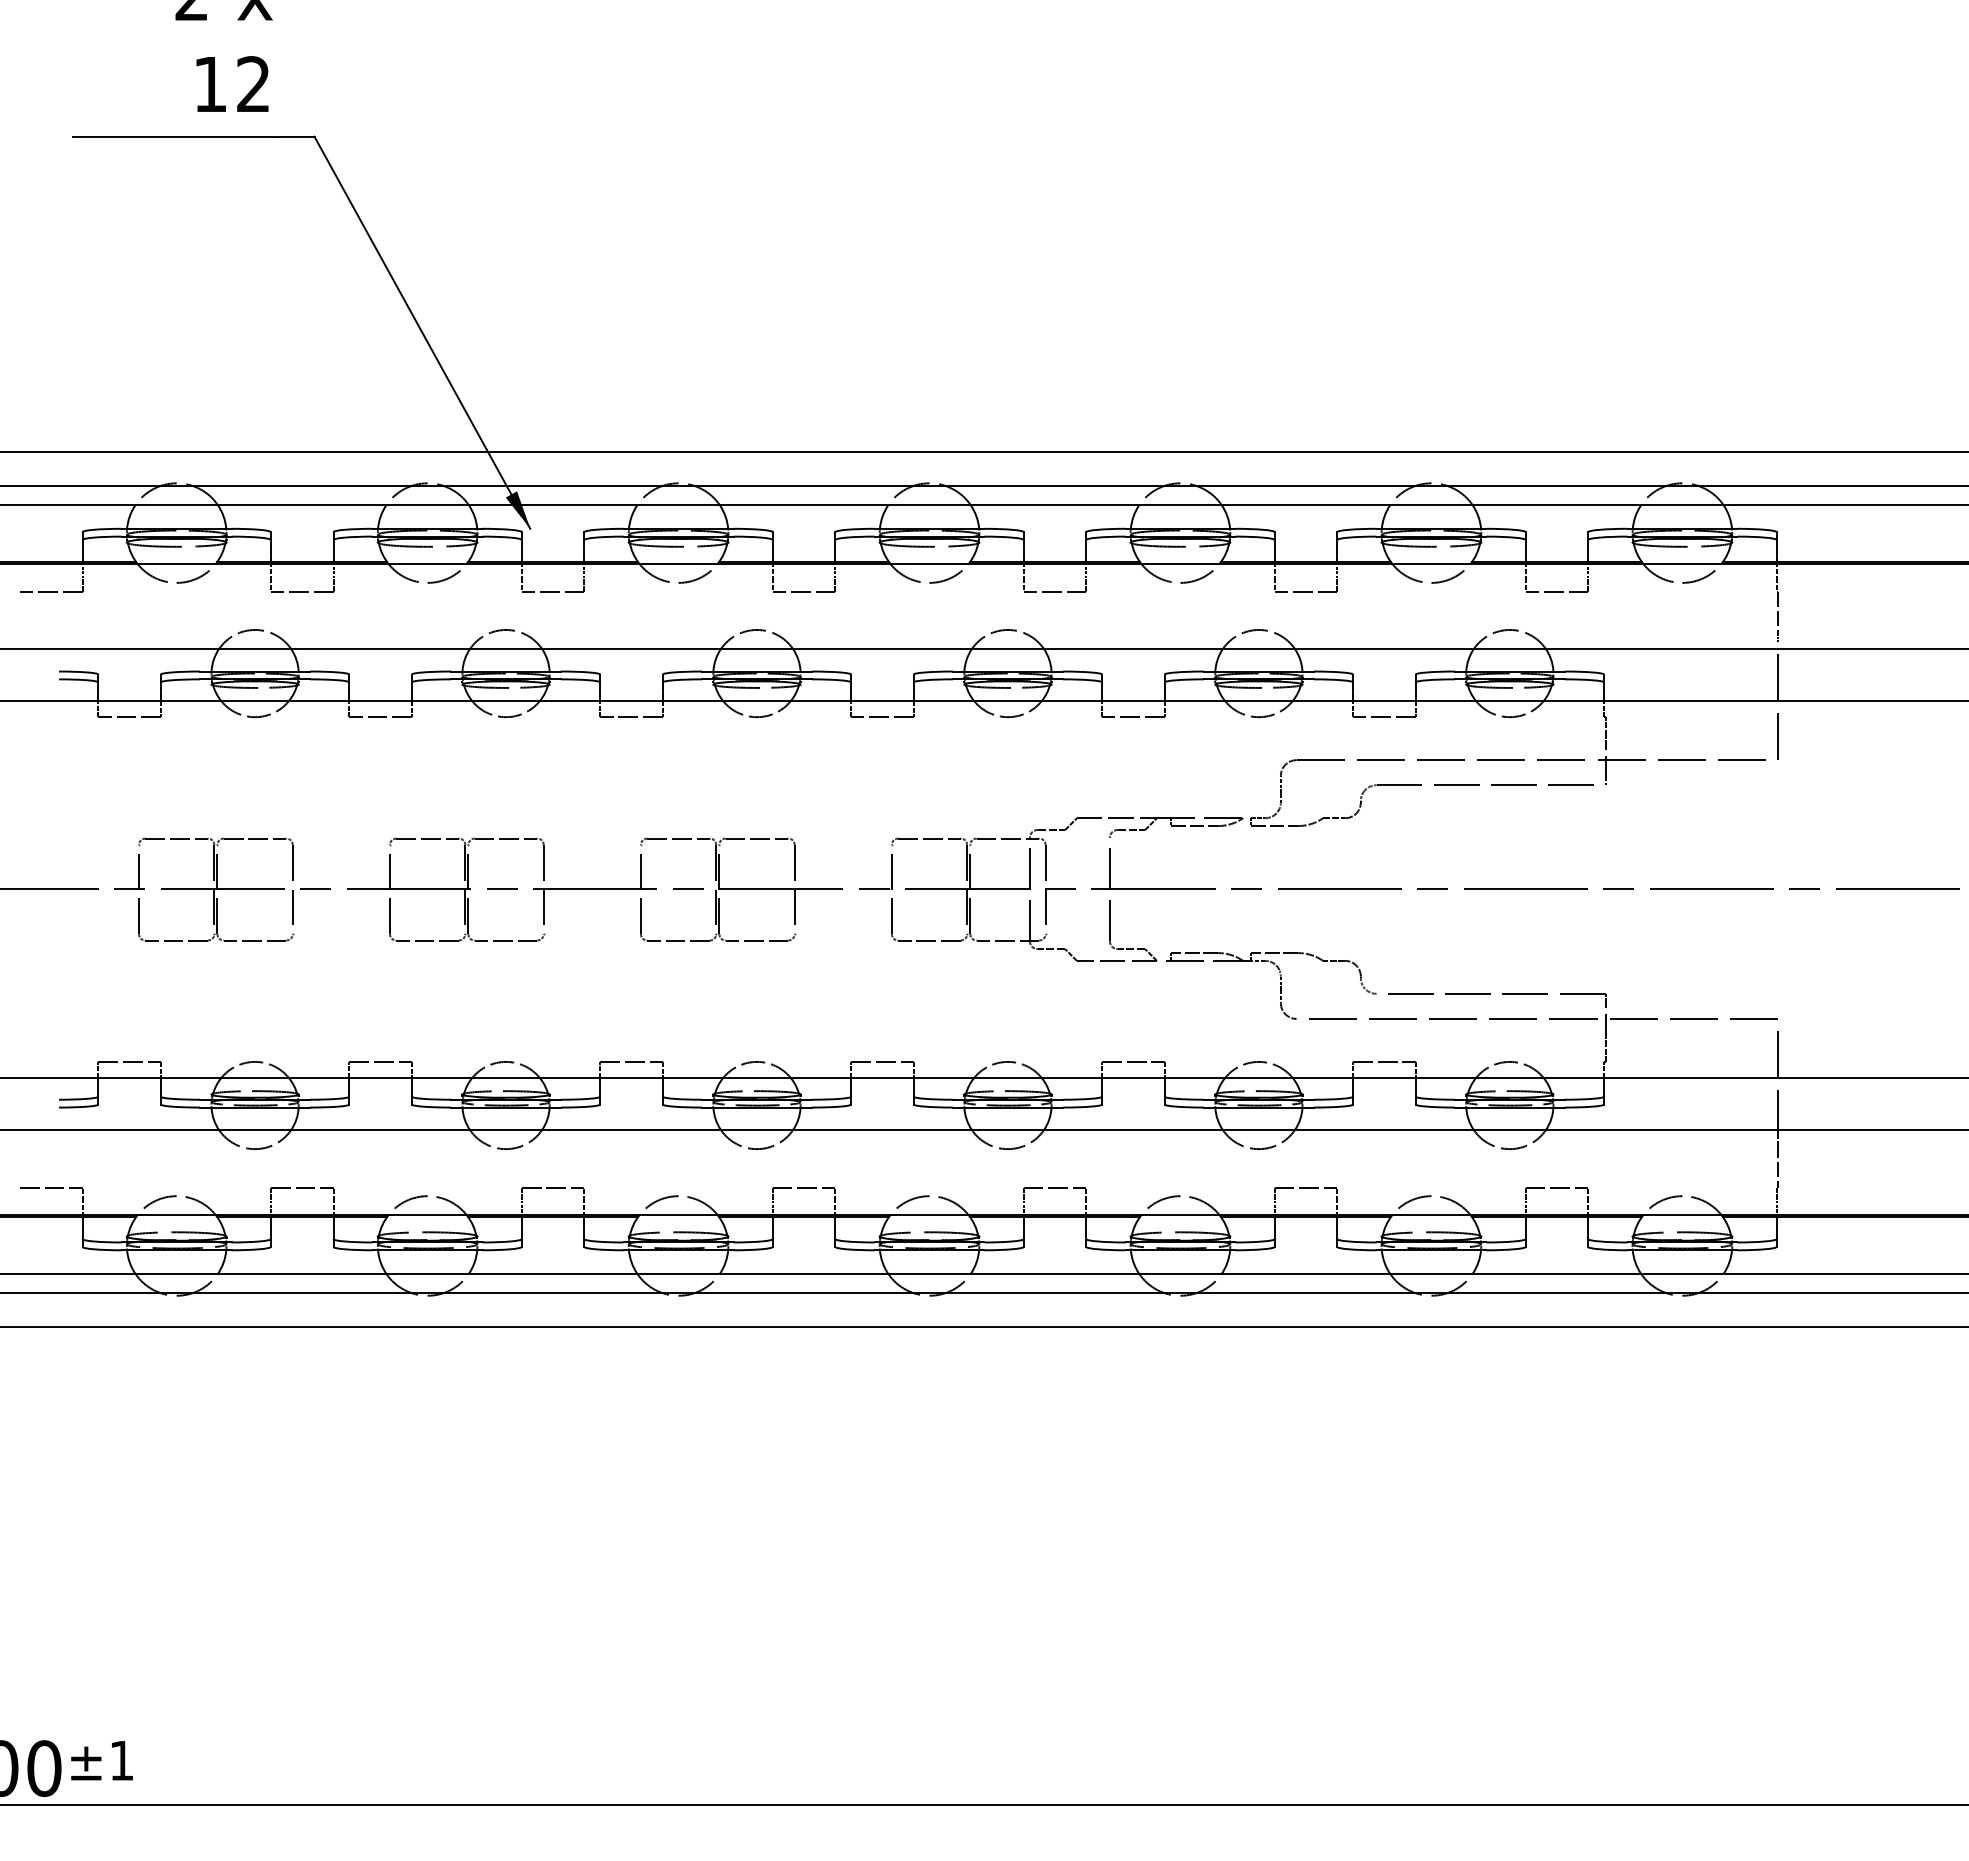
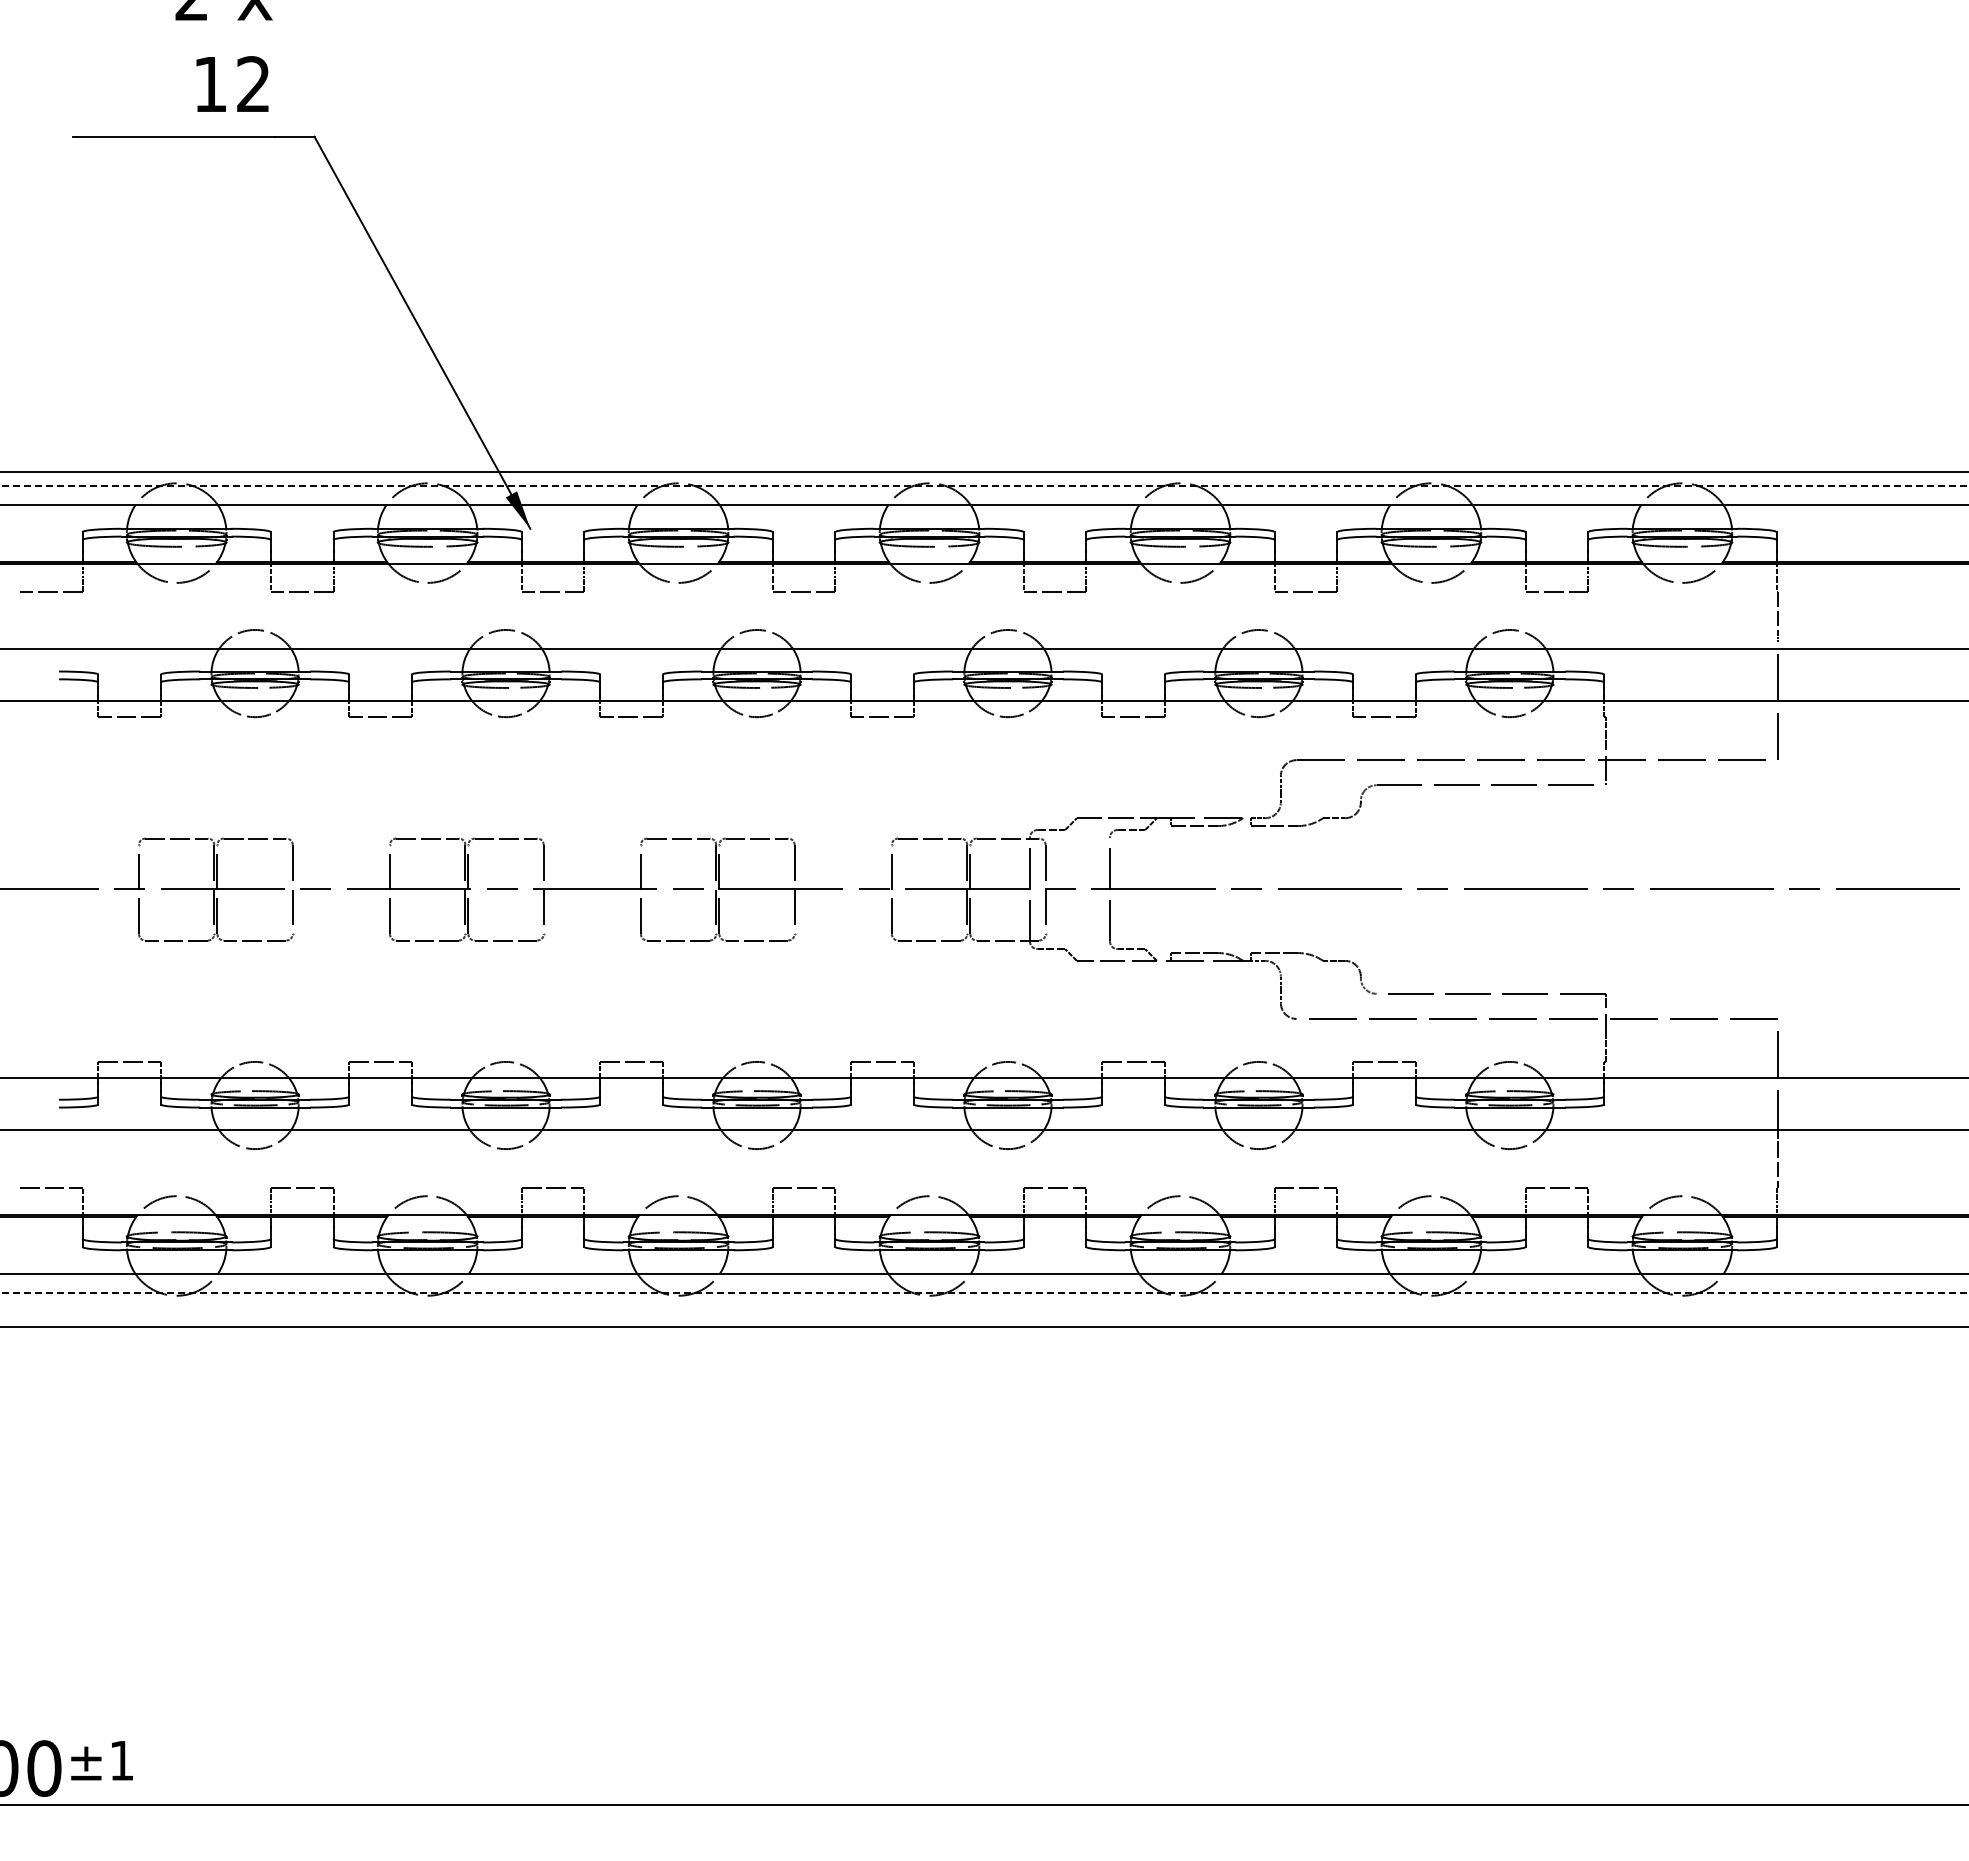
line position: (983, 451) -> (983, 471) (983, 471)
line: solid -> dashed (984, 486)
line: solid -> dashed (984, 1292)
